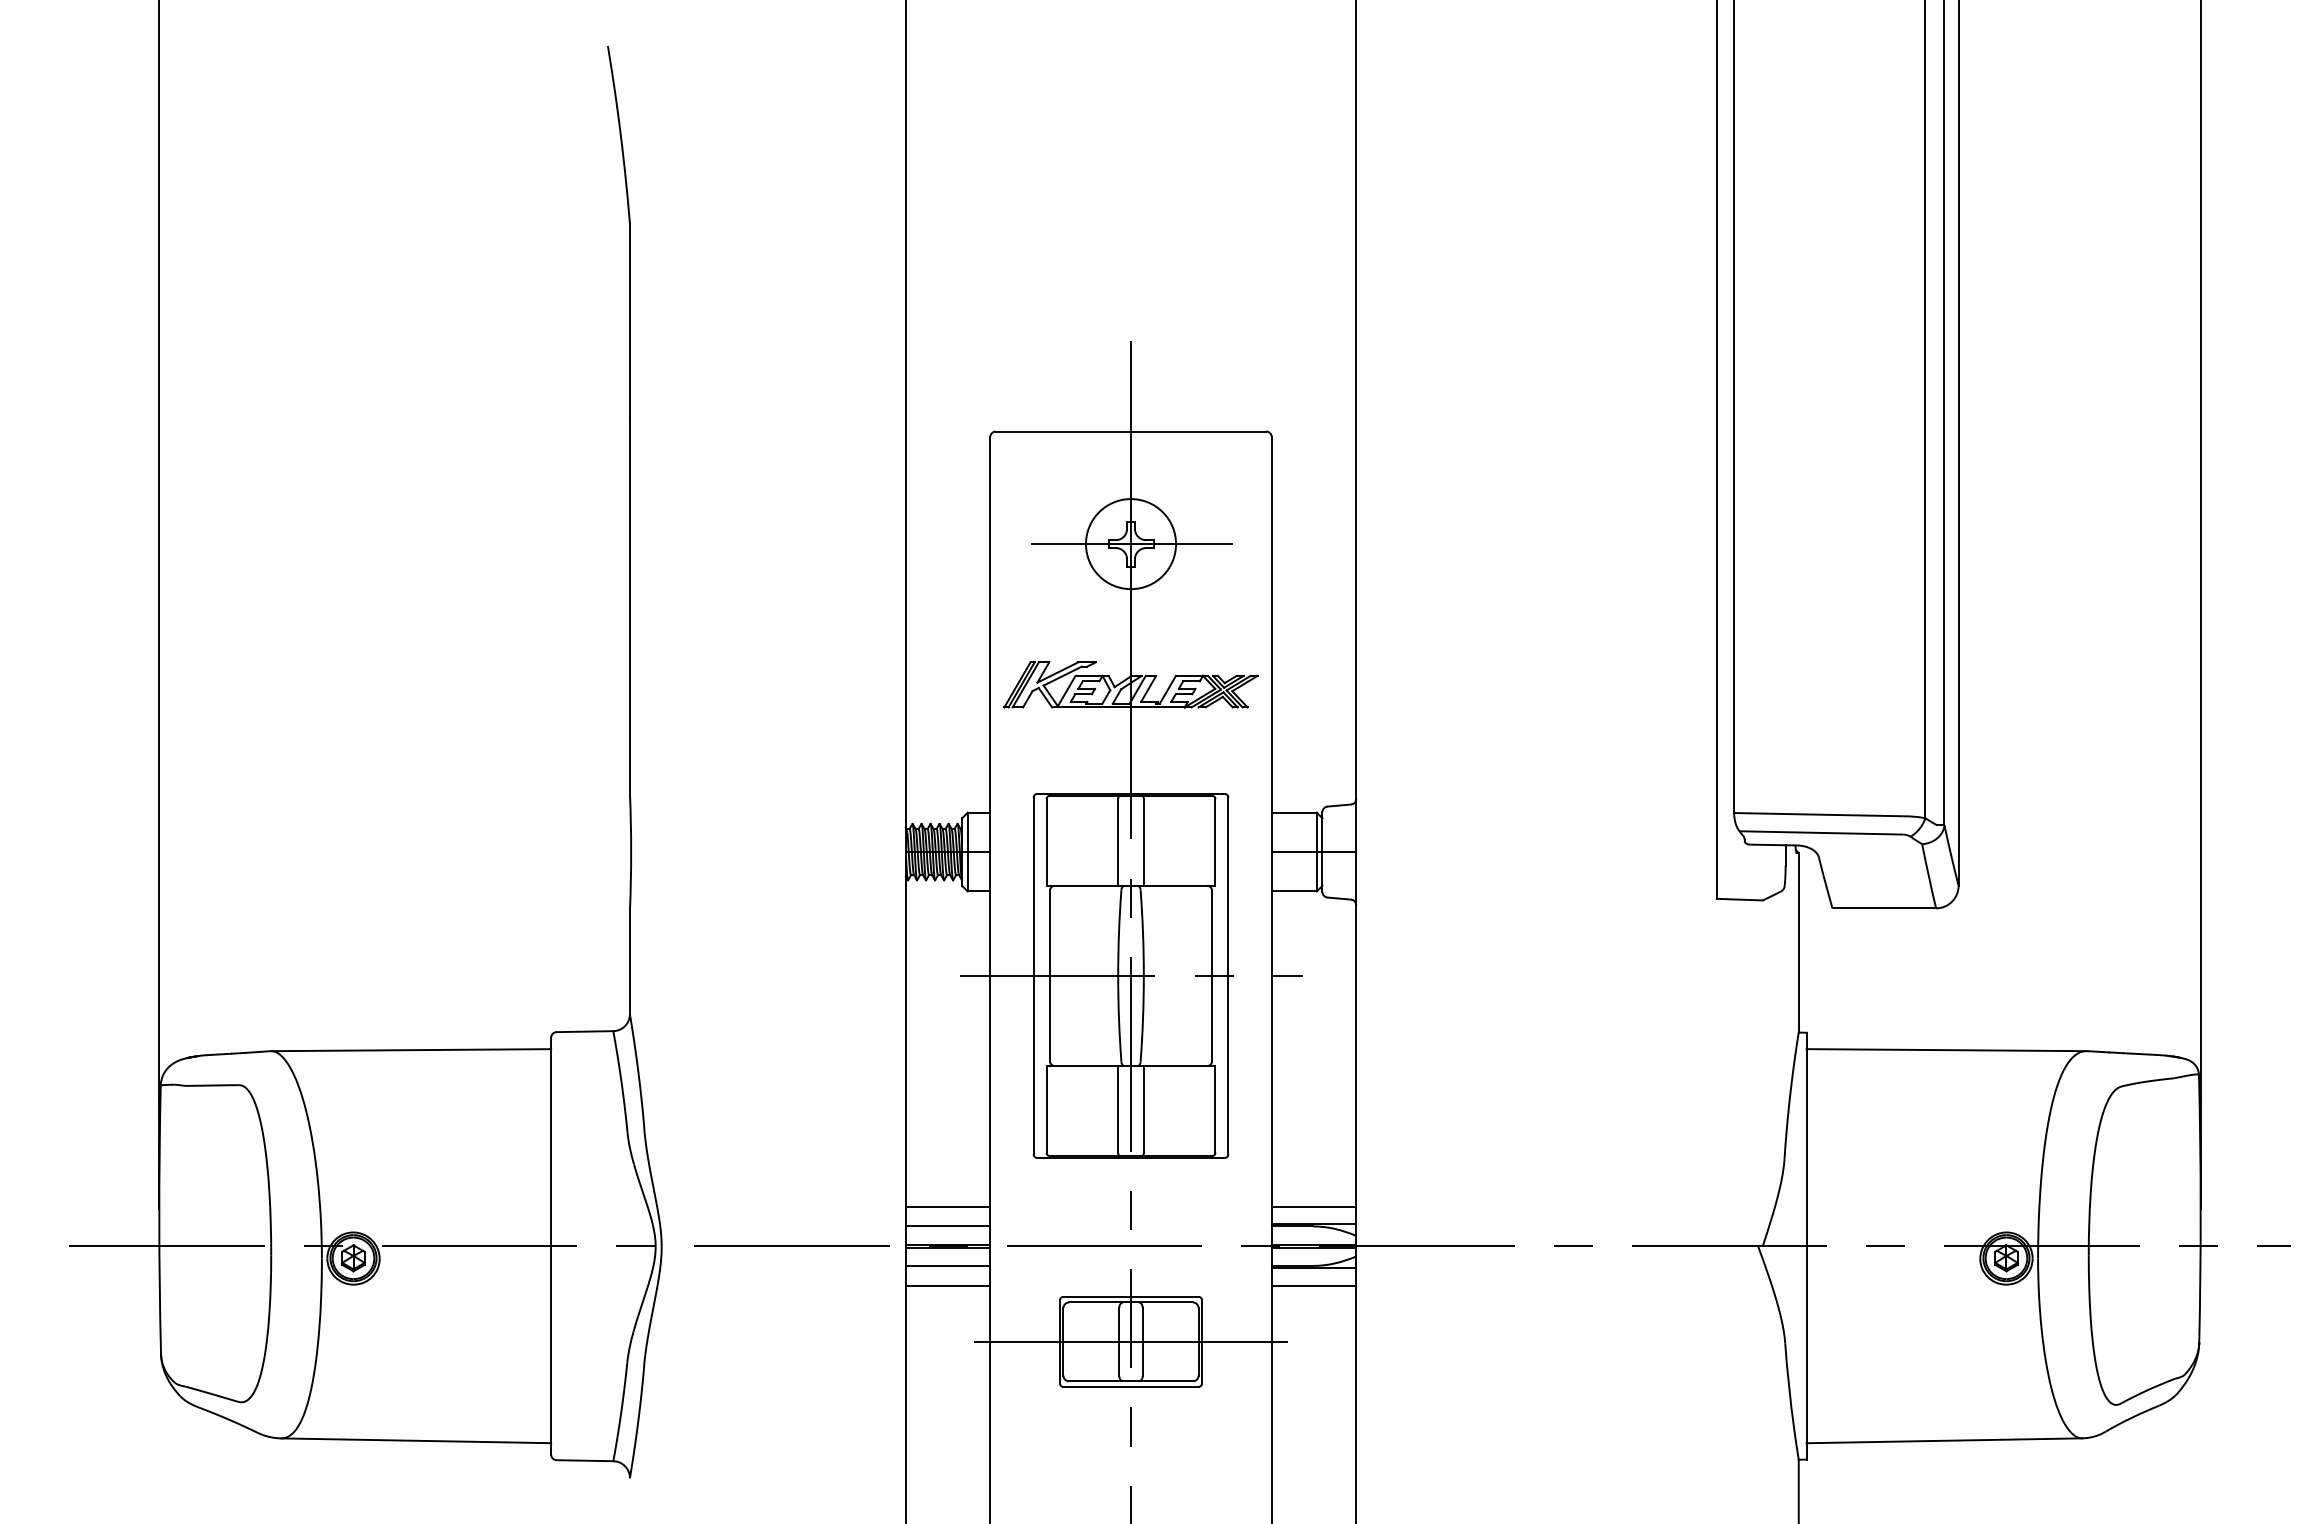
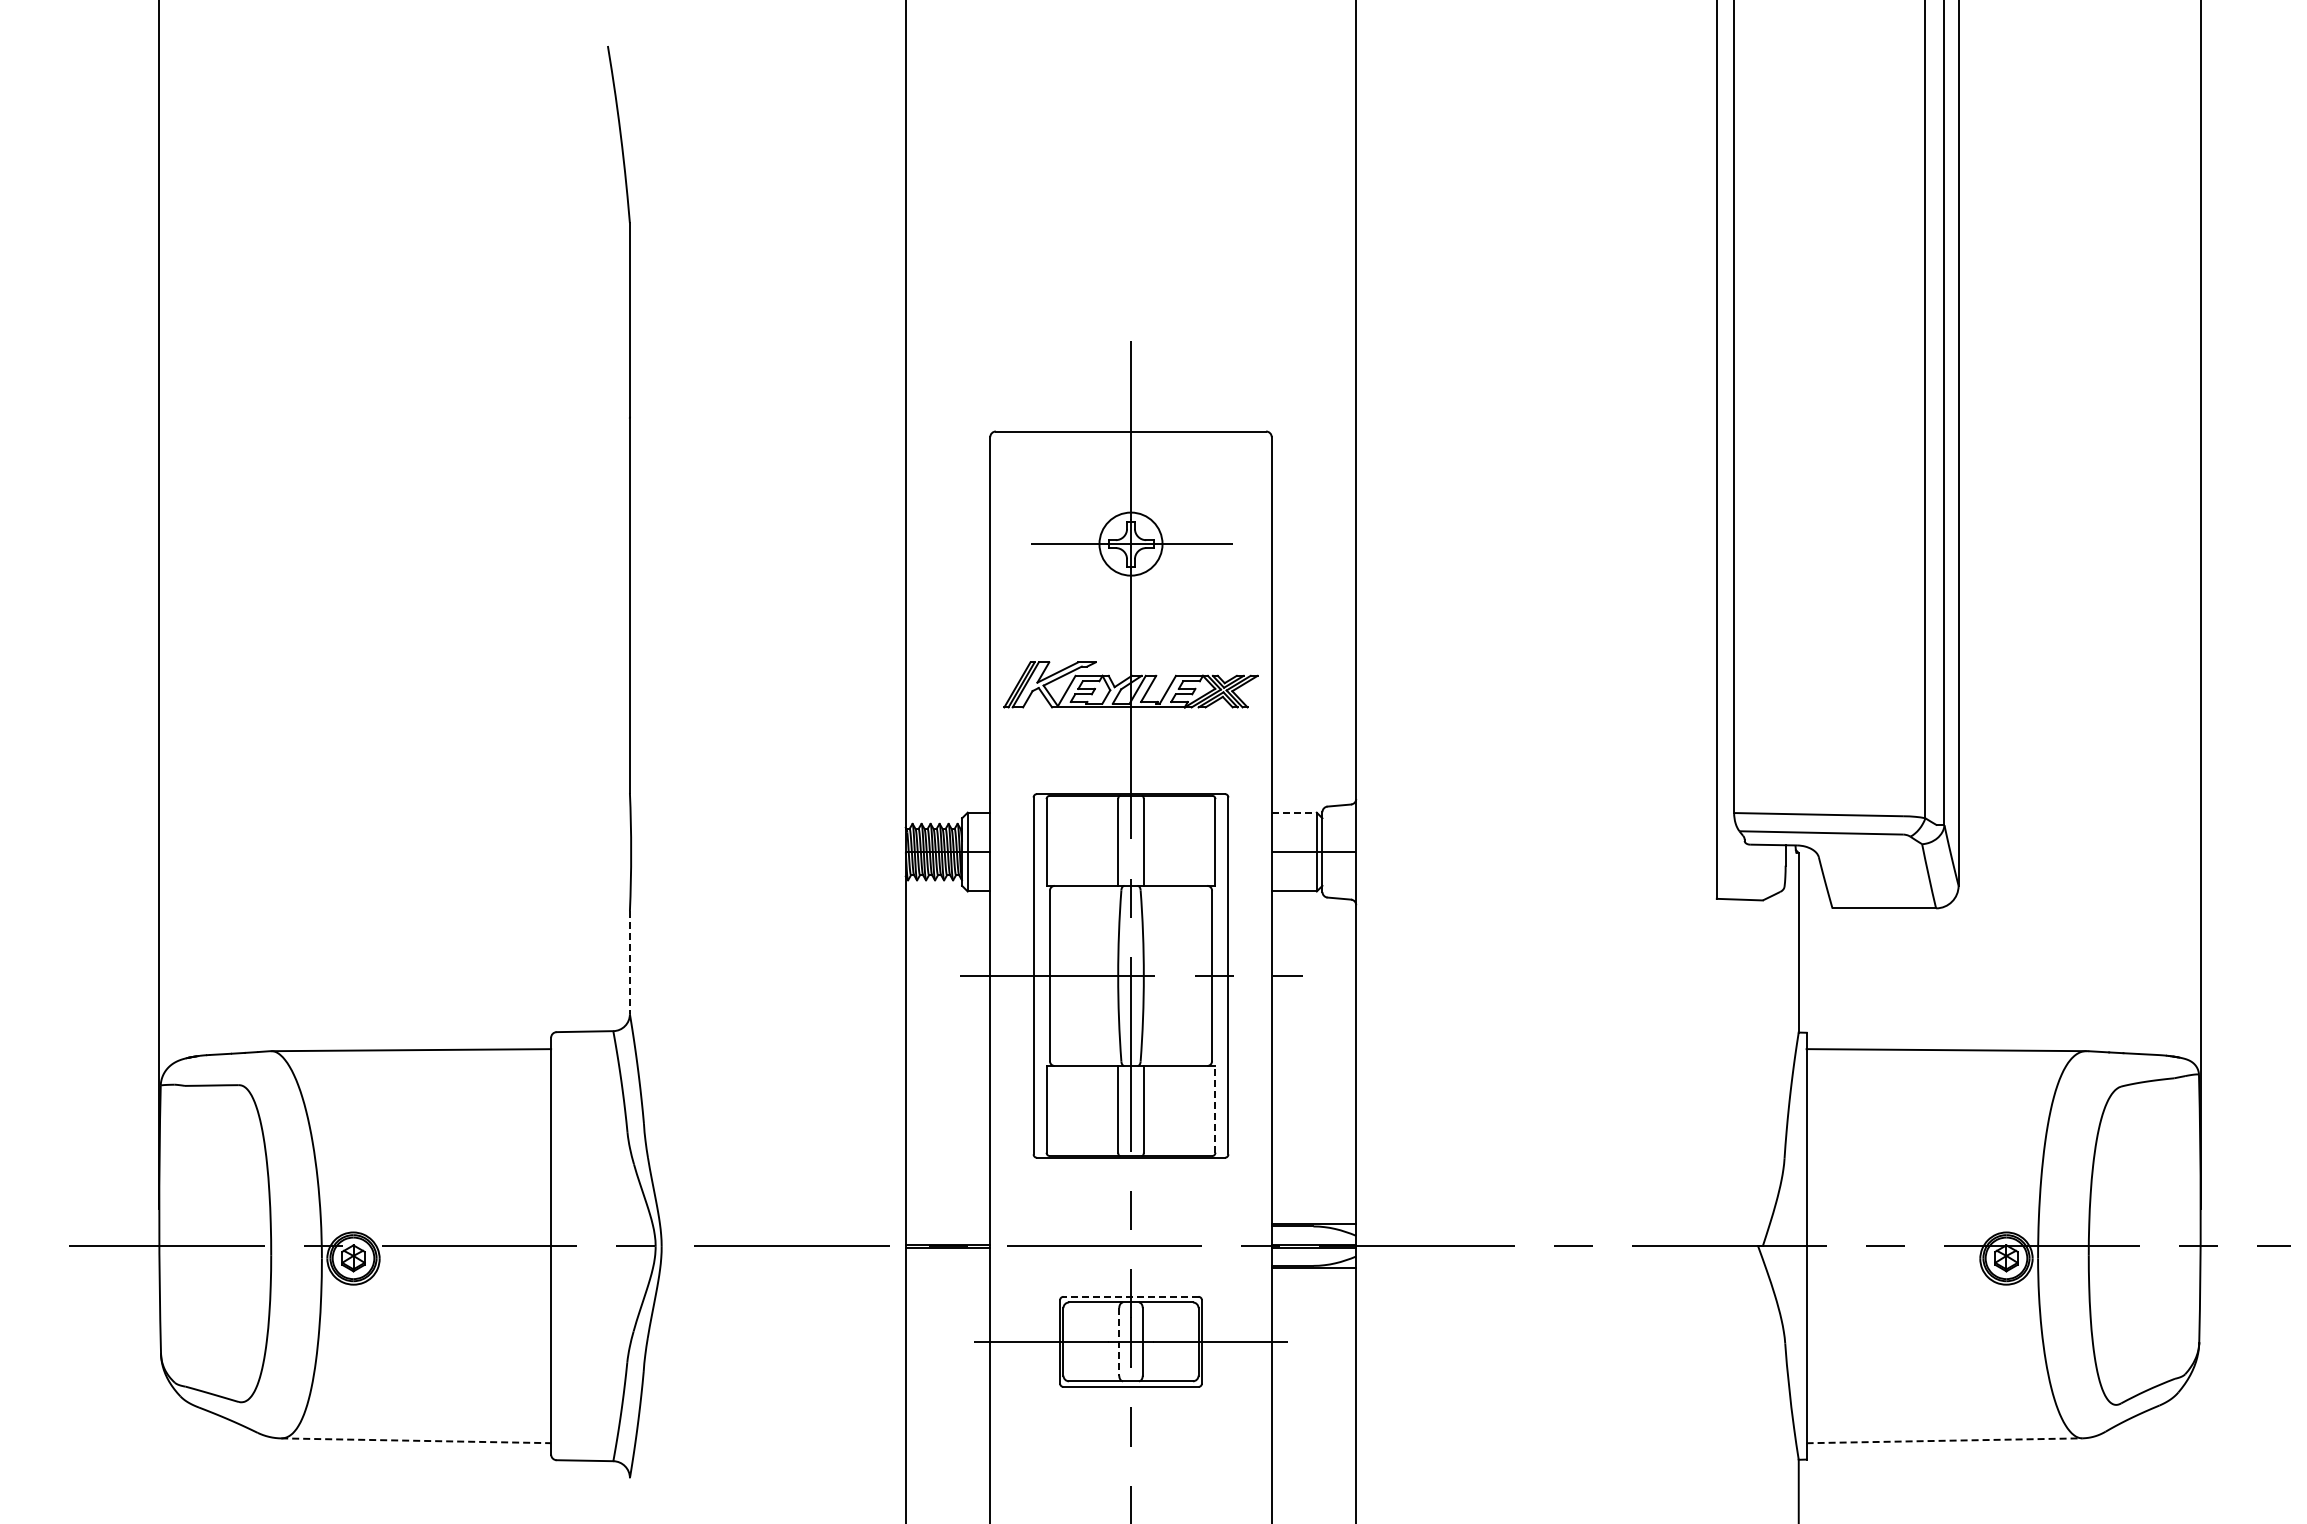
circle diameter: 90 px -> 63 px (1130, 543)
line: solid -> dashed (1294, 812)
line: solid -> dashed (629, 962)
line: solid -> dashed (1215, 1108)
line: present -> none (947, 1206)
line: present -> none (1313, 1206)
line: present -> none (947, 1226)
line: present -> none (947, 1265)
line: present -> none (947, 1285)
line: present -> none (1313, 1285)
line: solid -> dashed (1131, 1296)
line: solid -> dashed (1119, 1341)
line: solid -> dashed (416, 1440)
line: solid -> dashed (1944, 1440)
